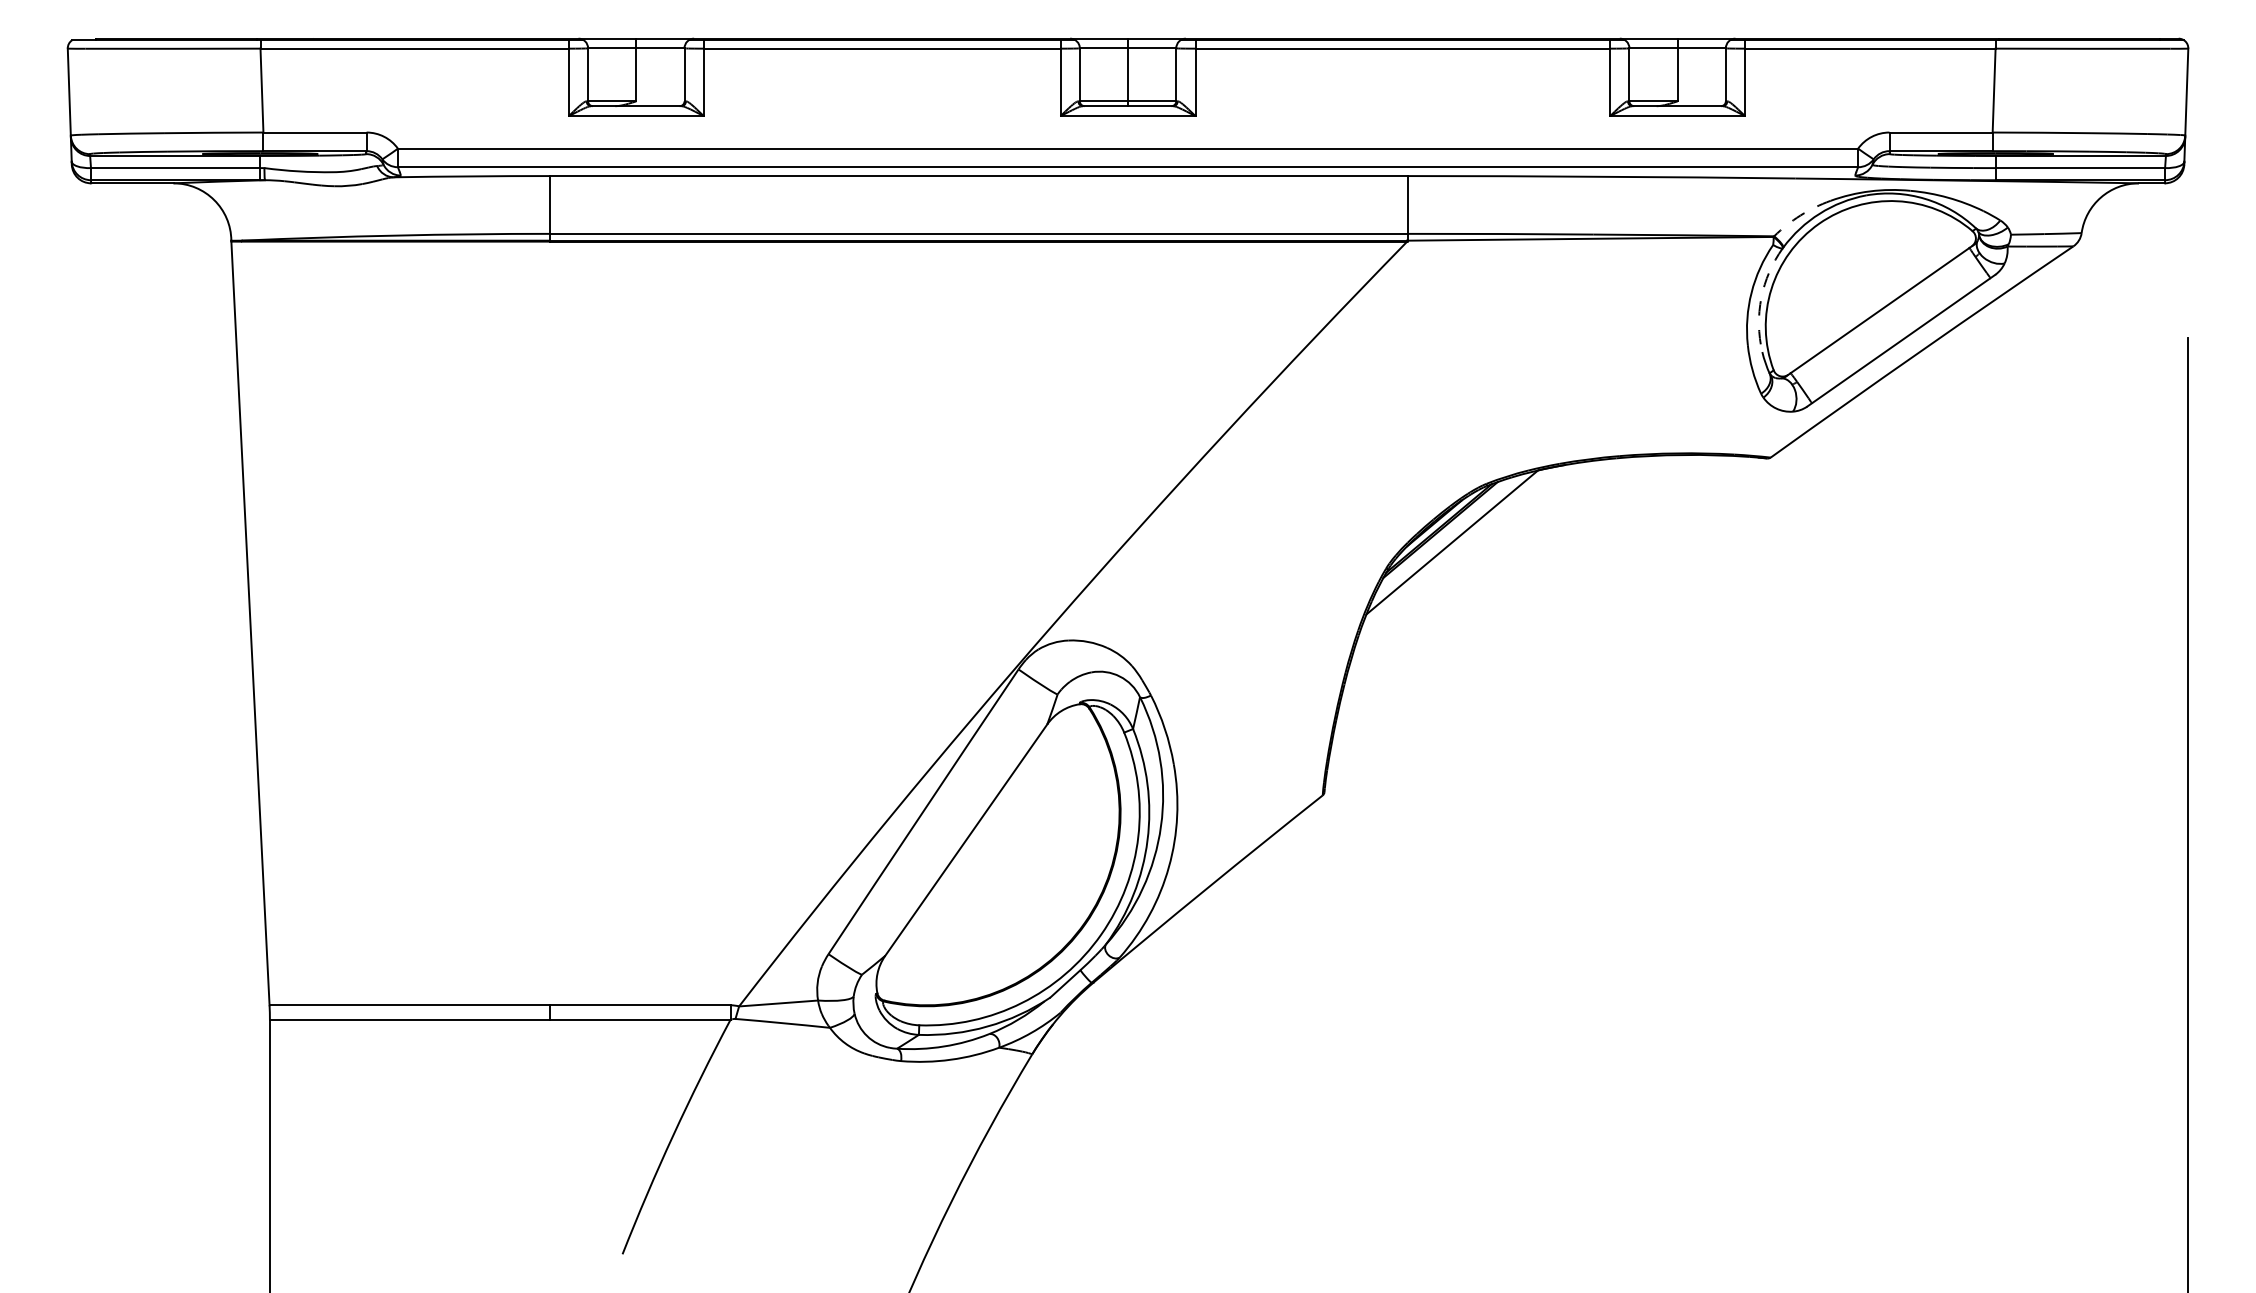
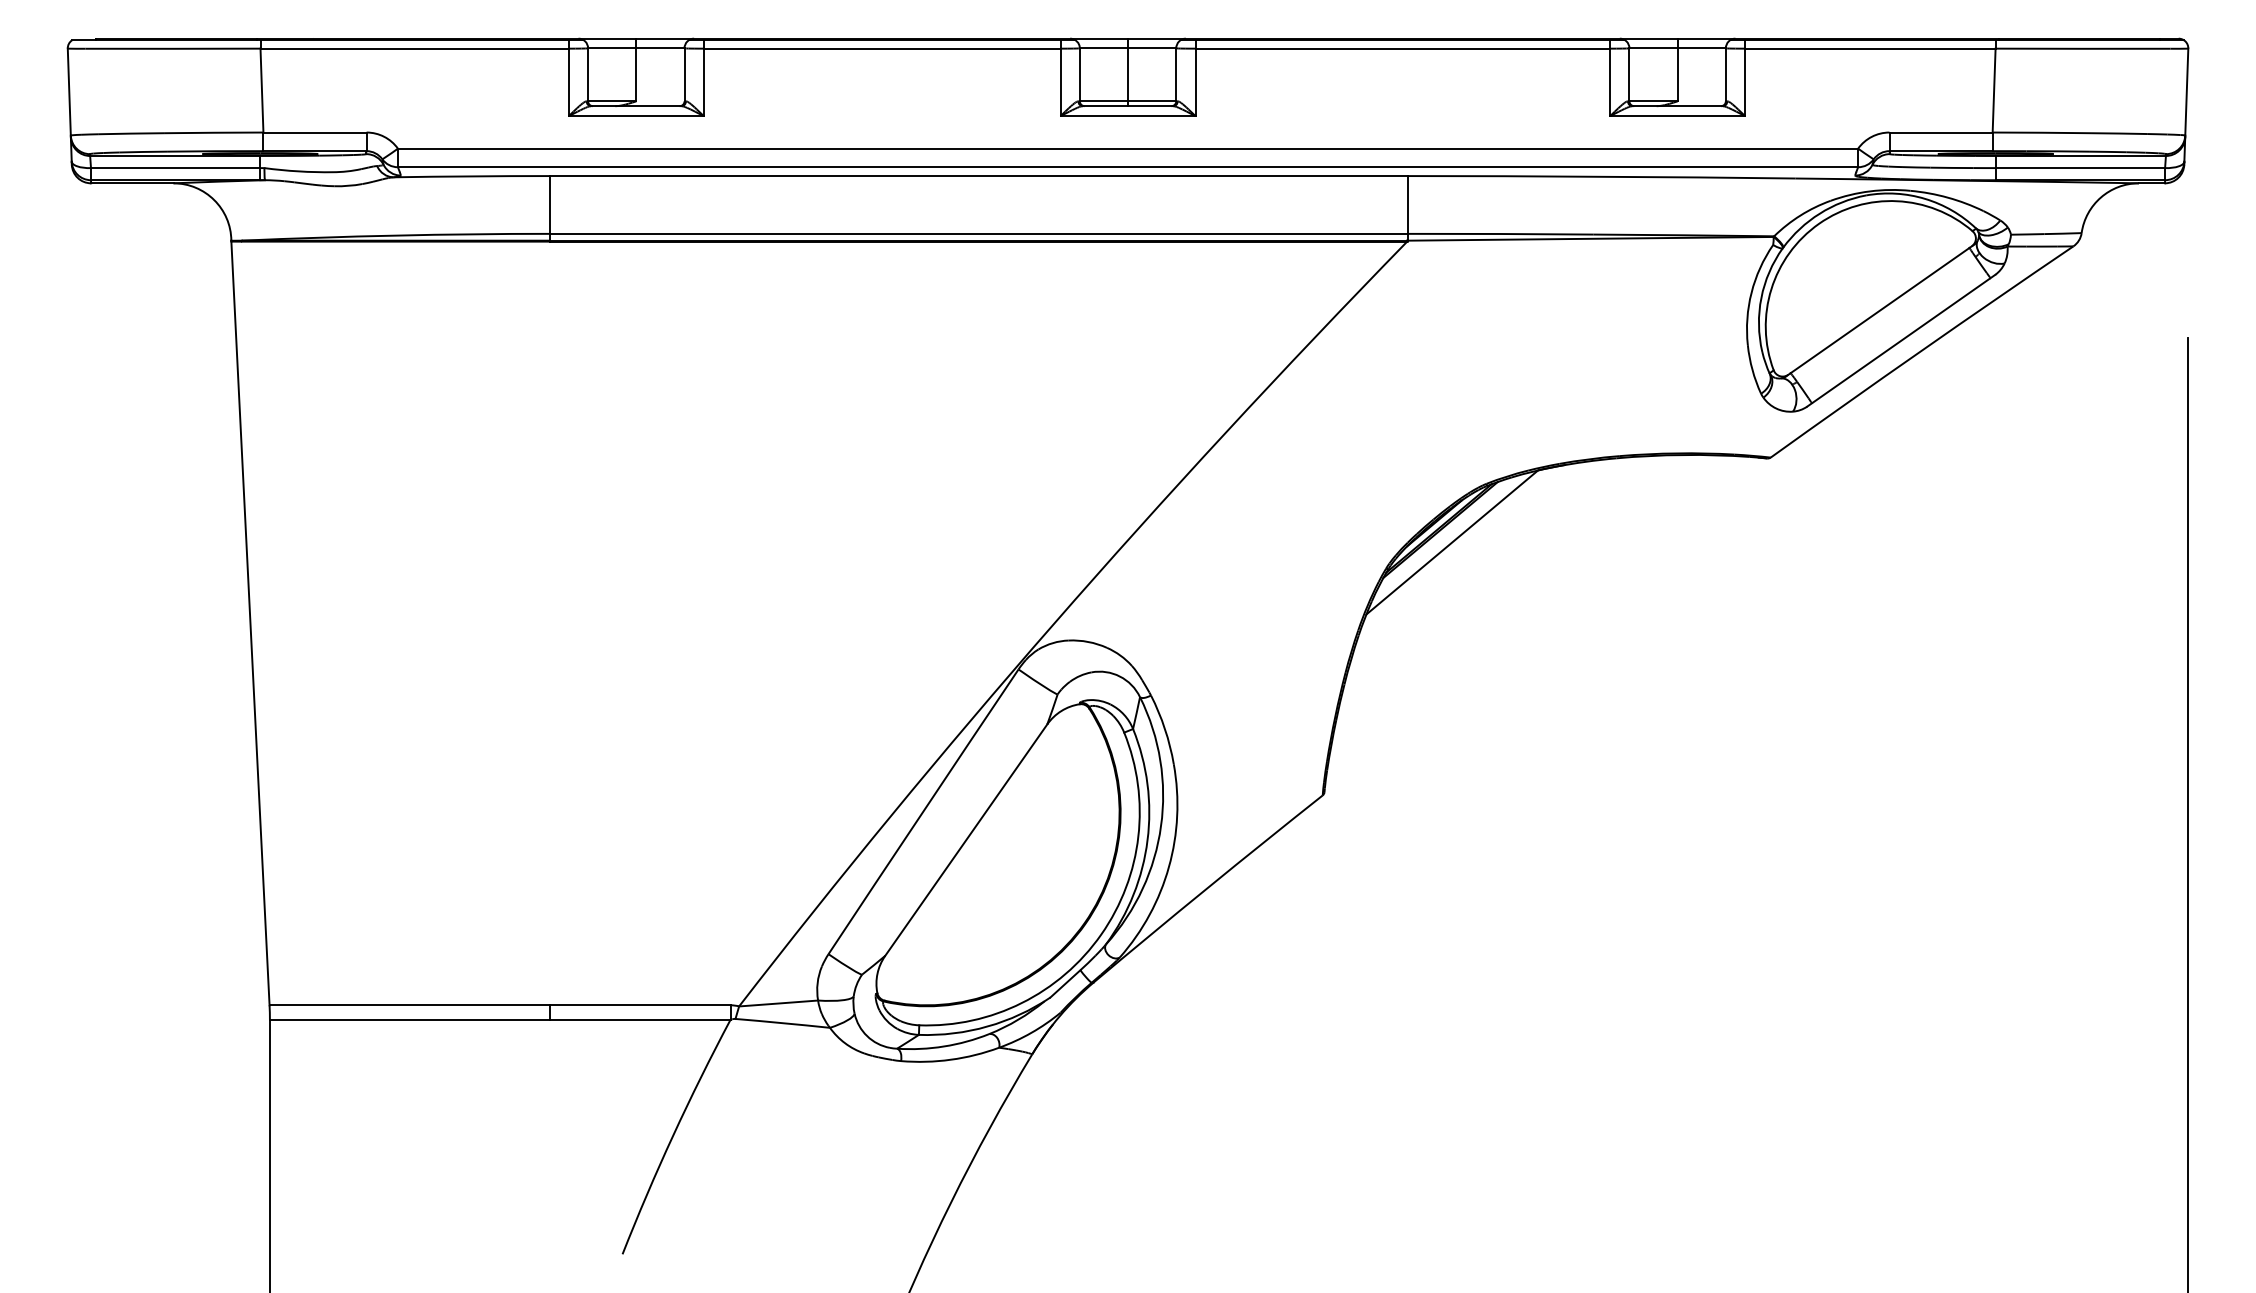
arc: dashed -> solid (1800, 215)
arc: dashed -> solid (1761, 297)
